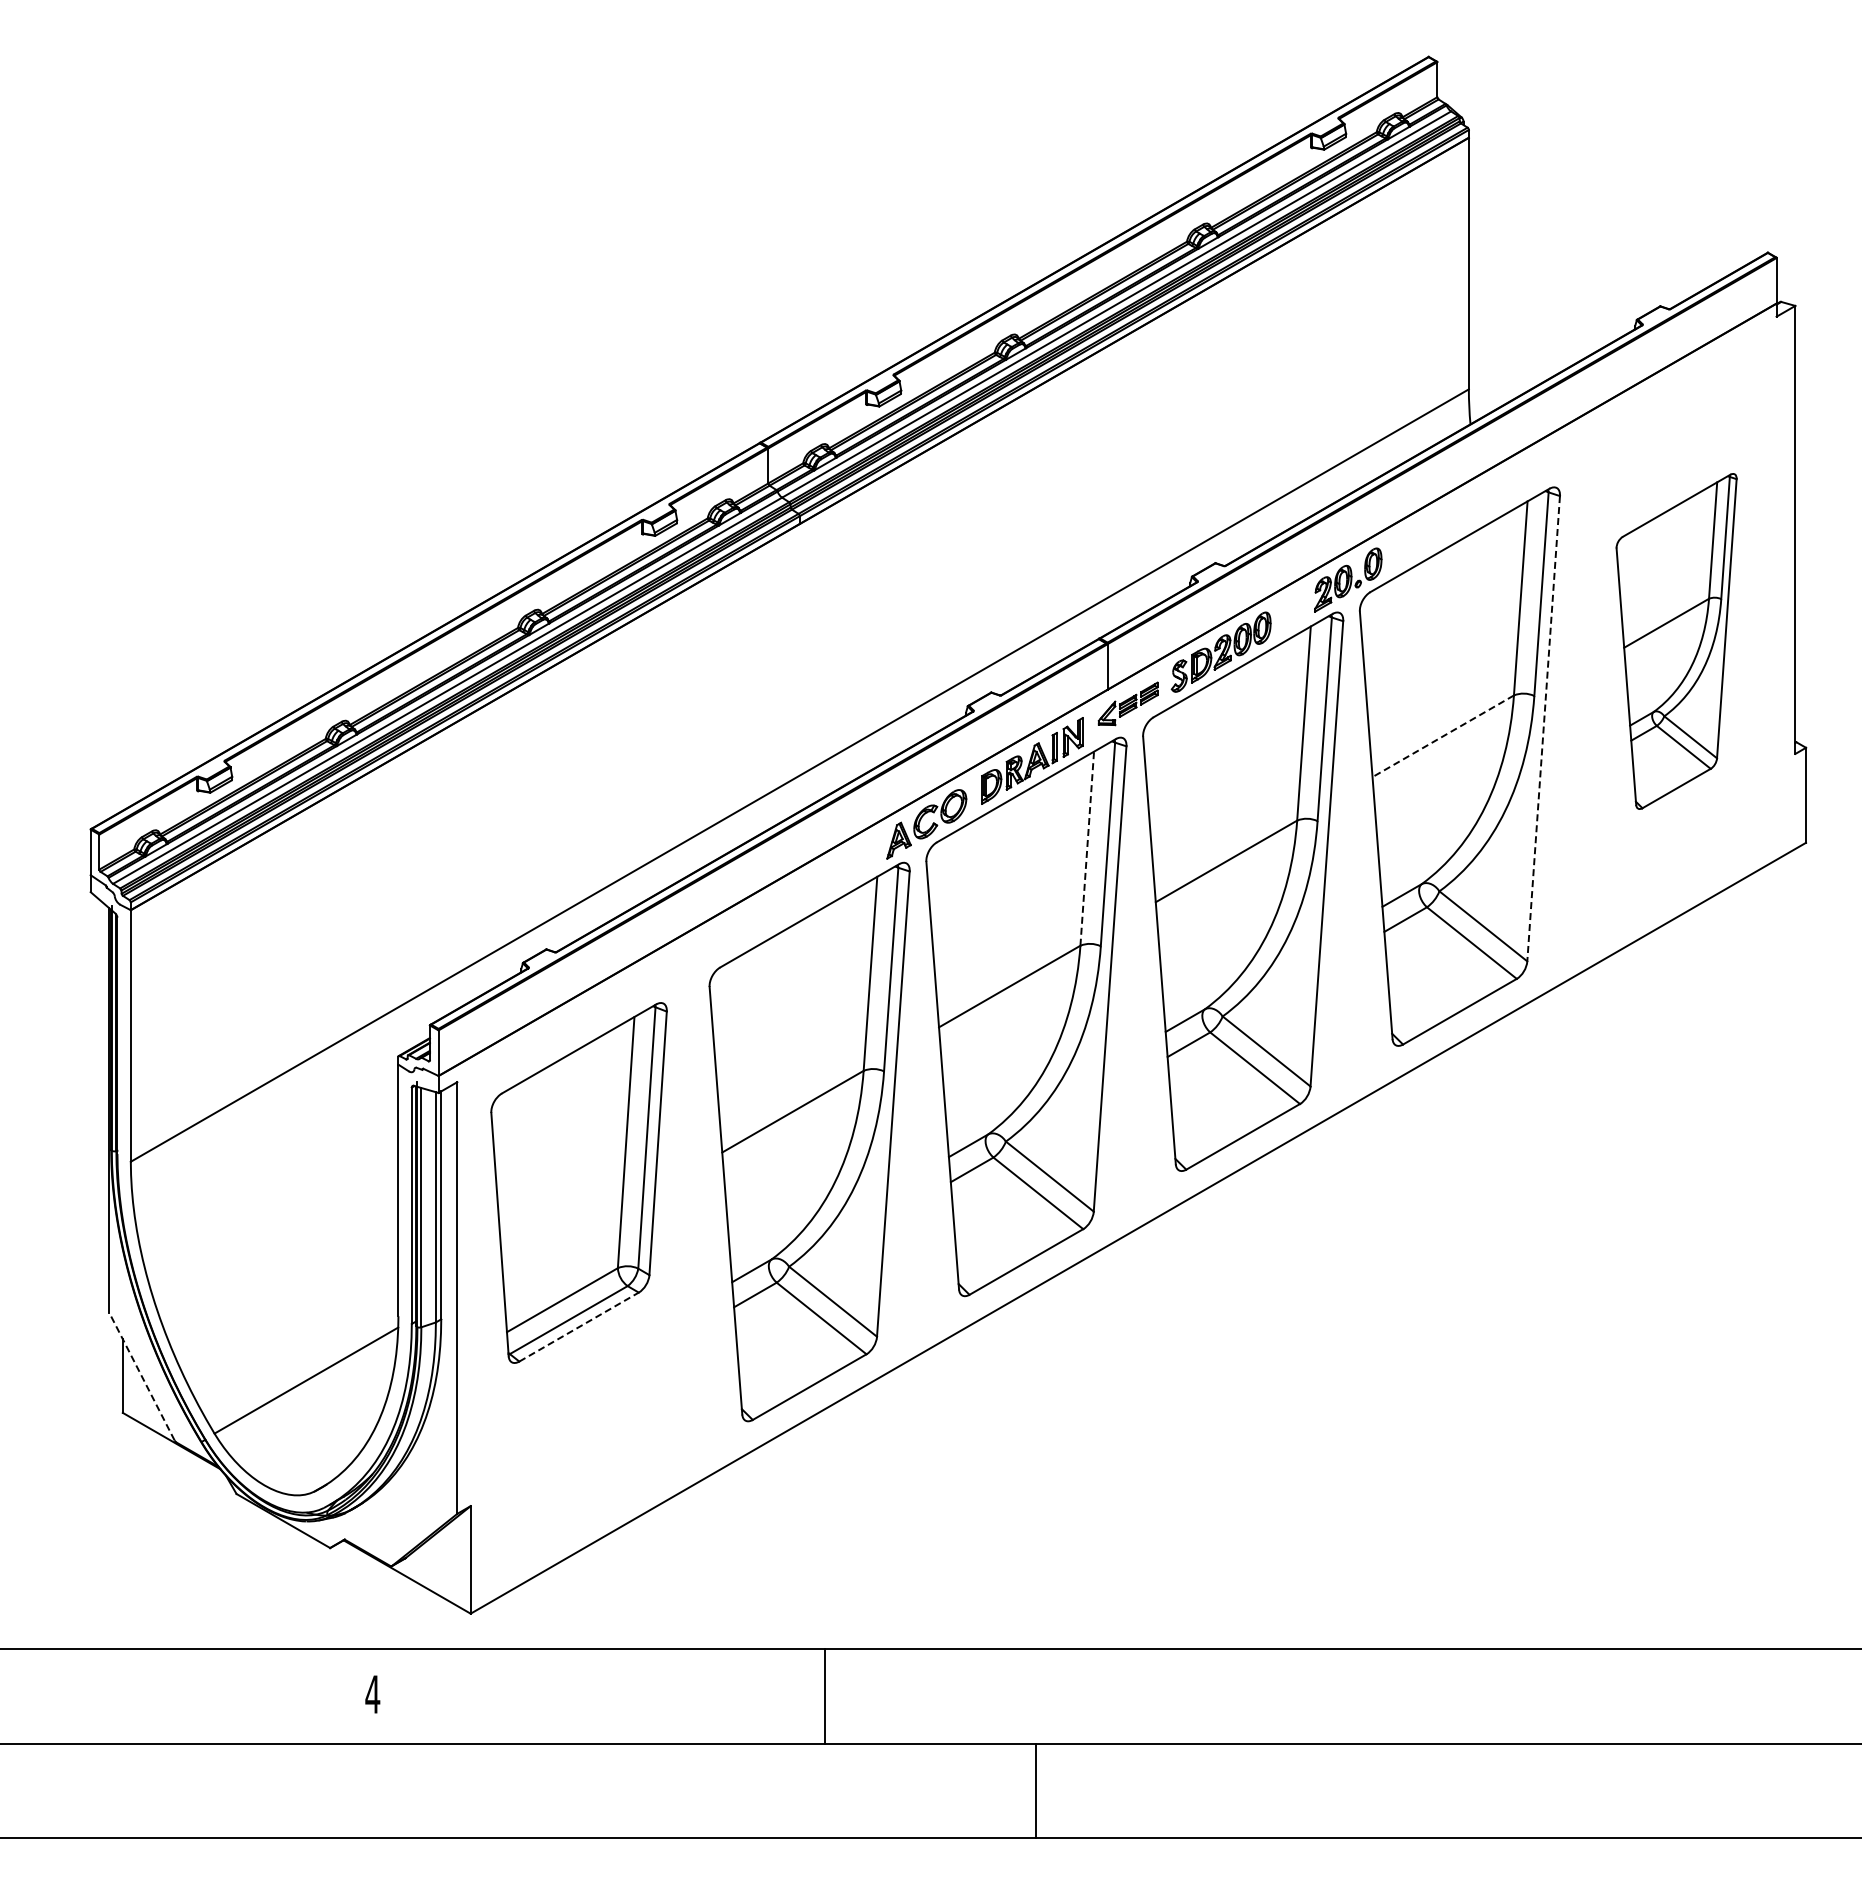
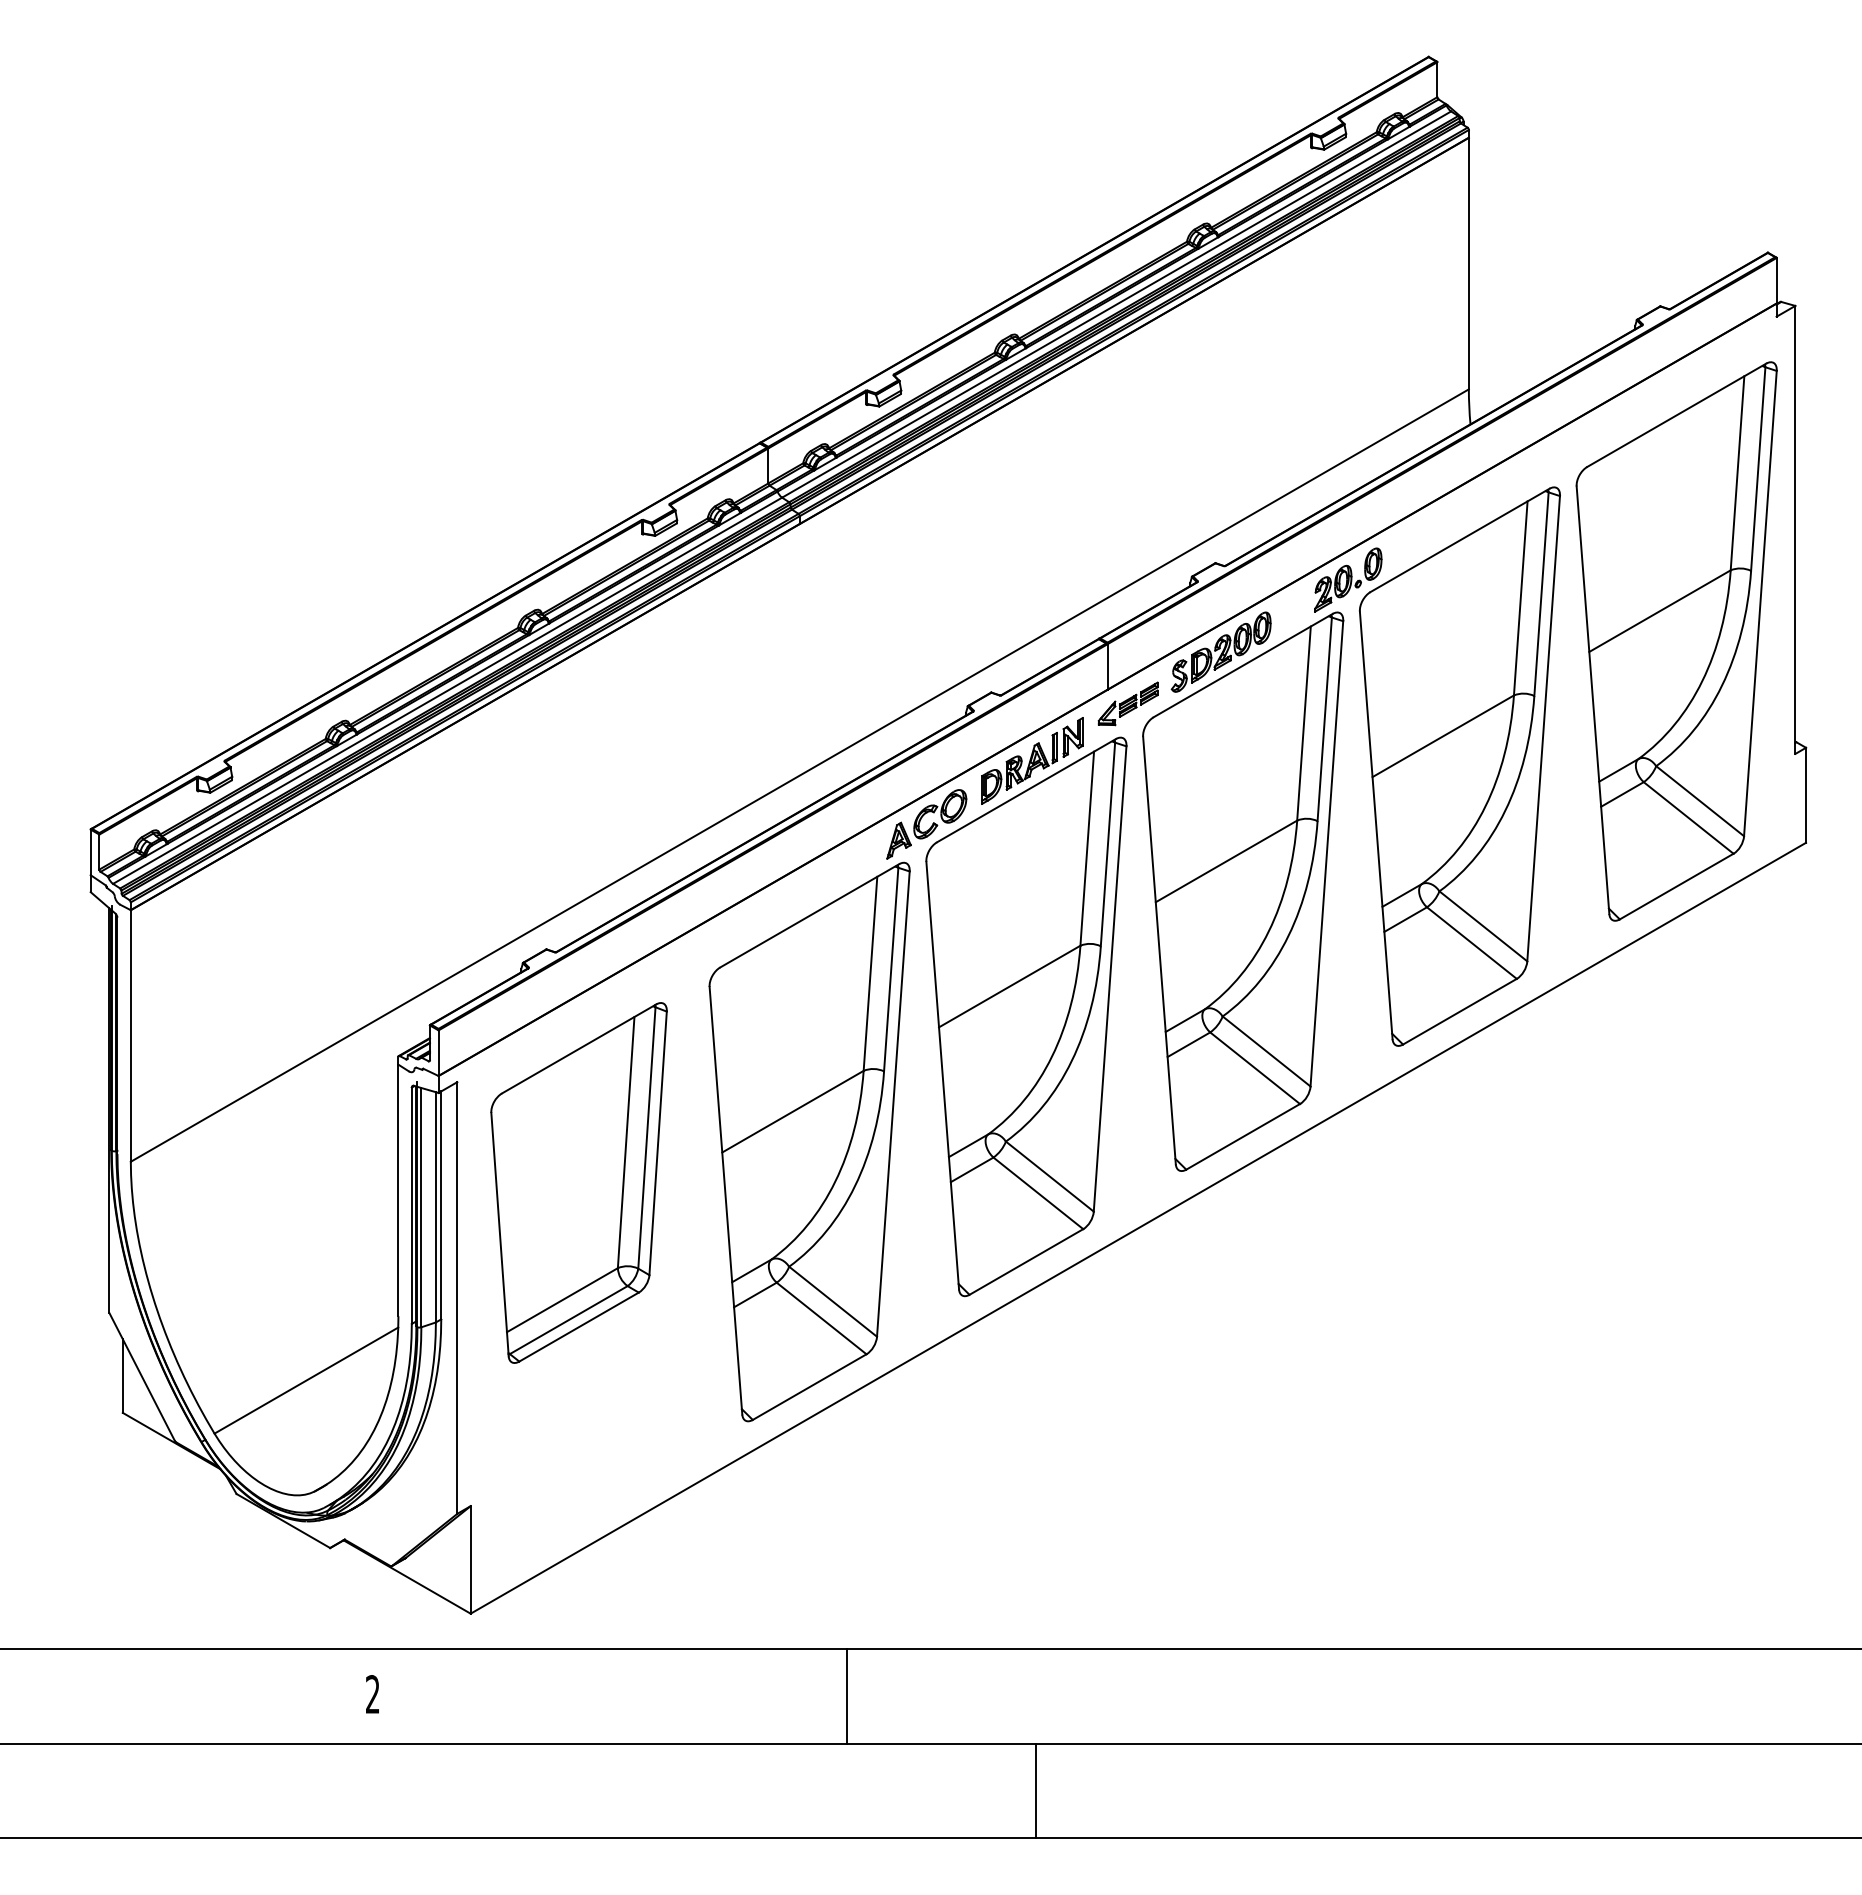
part size: 123x337 px -> 203x561 px (1676, 641)
line: dashed -> solid (1543, 729)
line: dashed -> solid (1443, 736)
line: dashed -> solid (1087, 848)
line: dashed -> solid (579, 1327)
line: dashed -> solid (141, 1376)
text: 4 -> 2 (372, 1694)
line position: (825, 1695) -> (847, 1695) (847, 1695)
